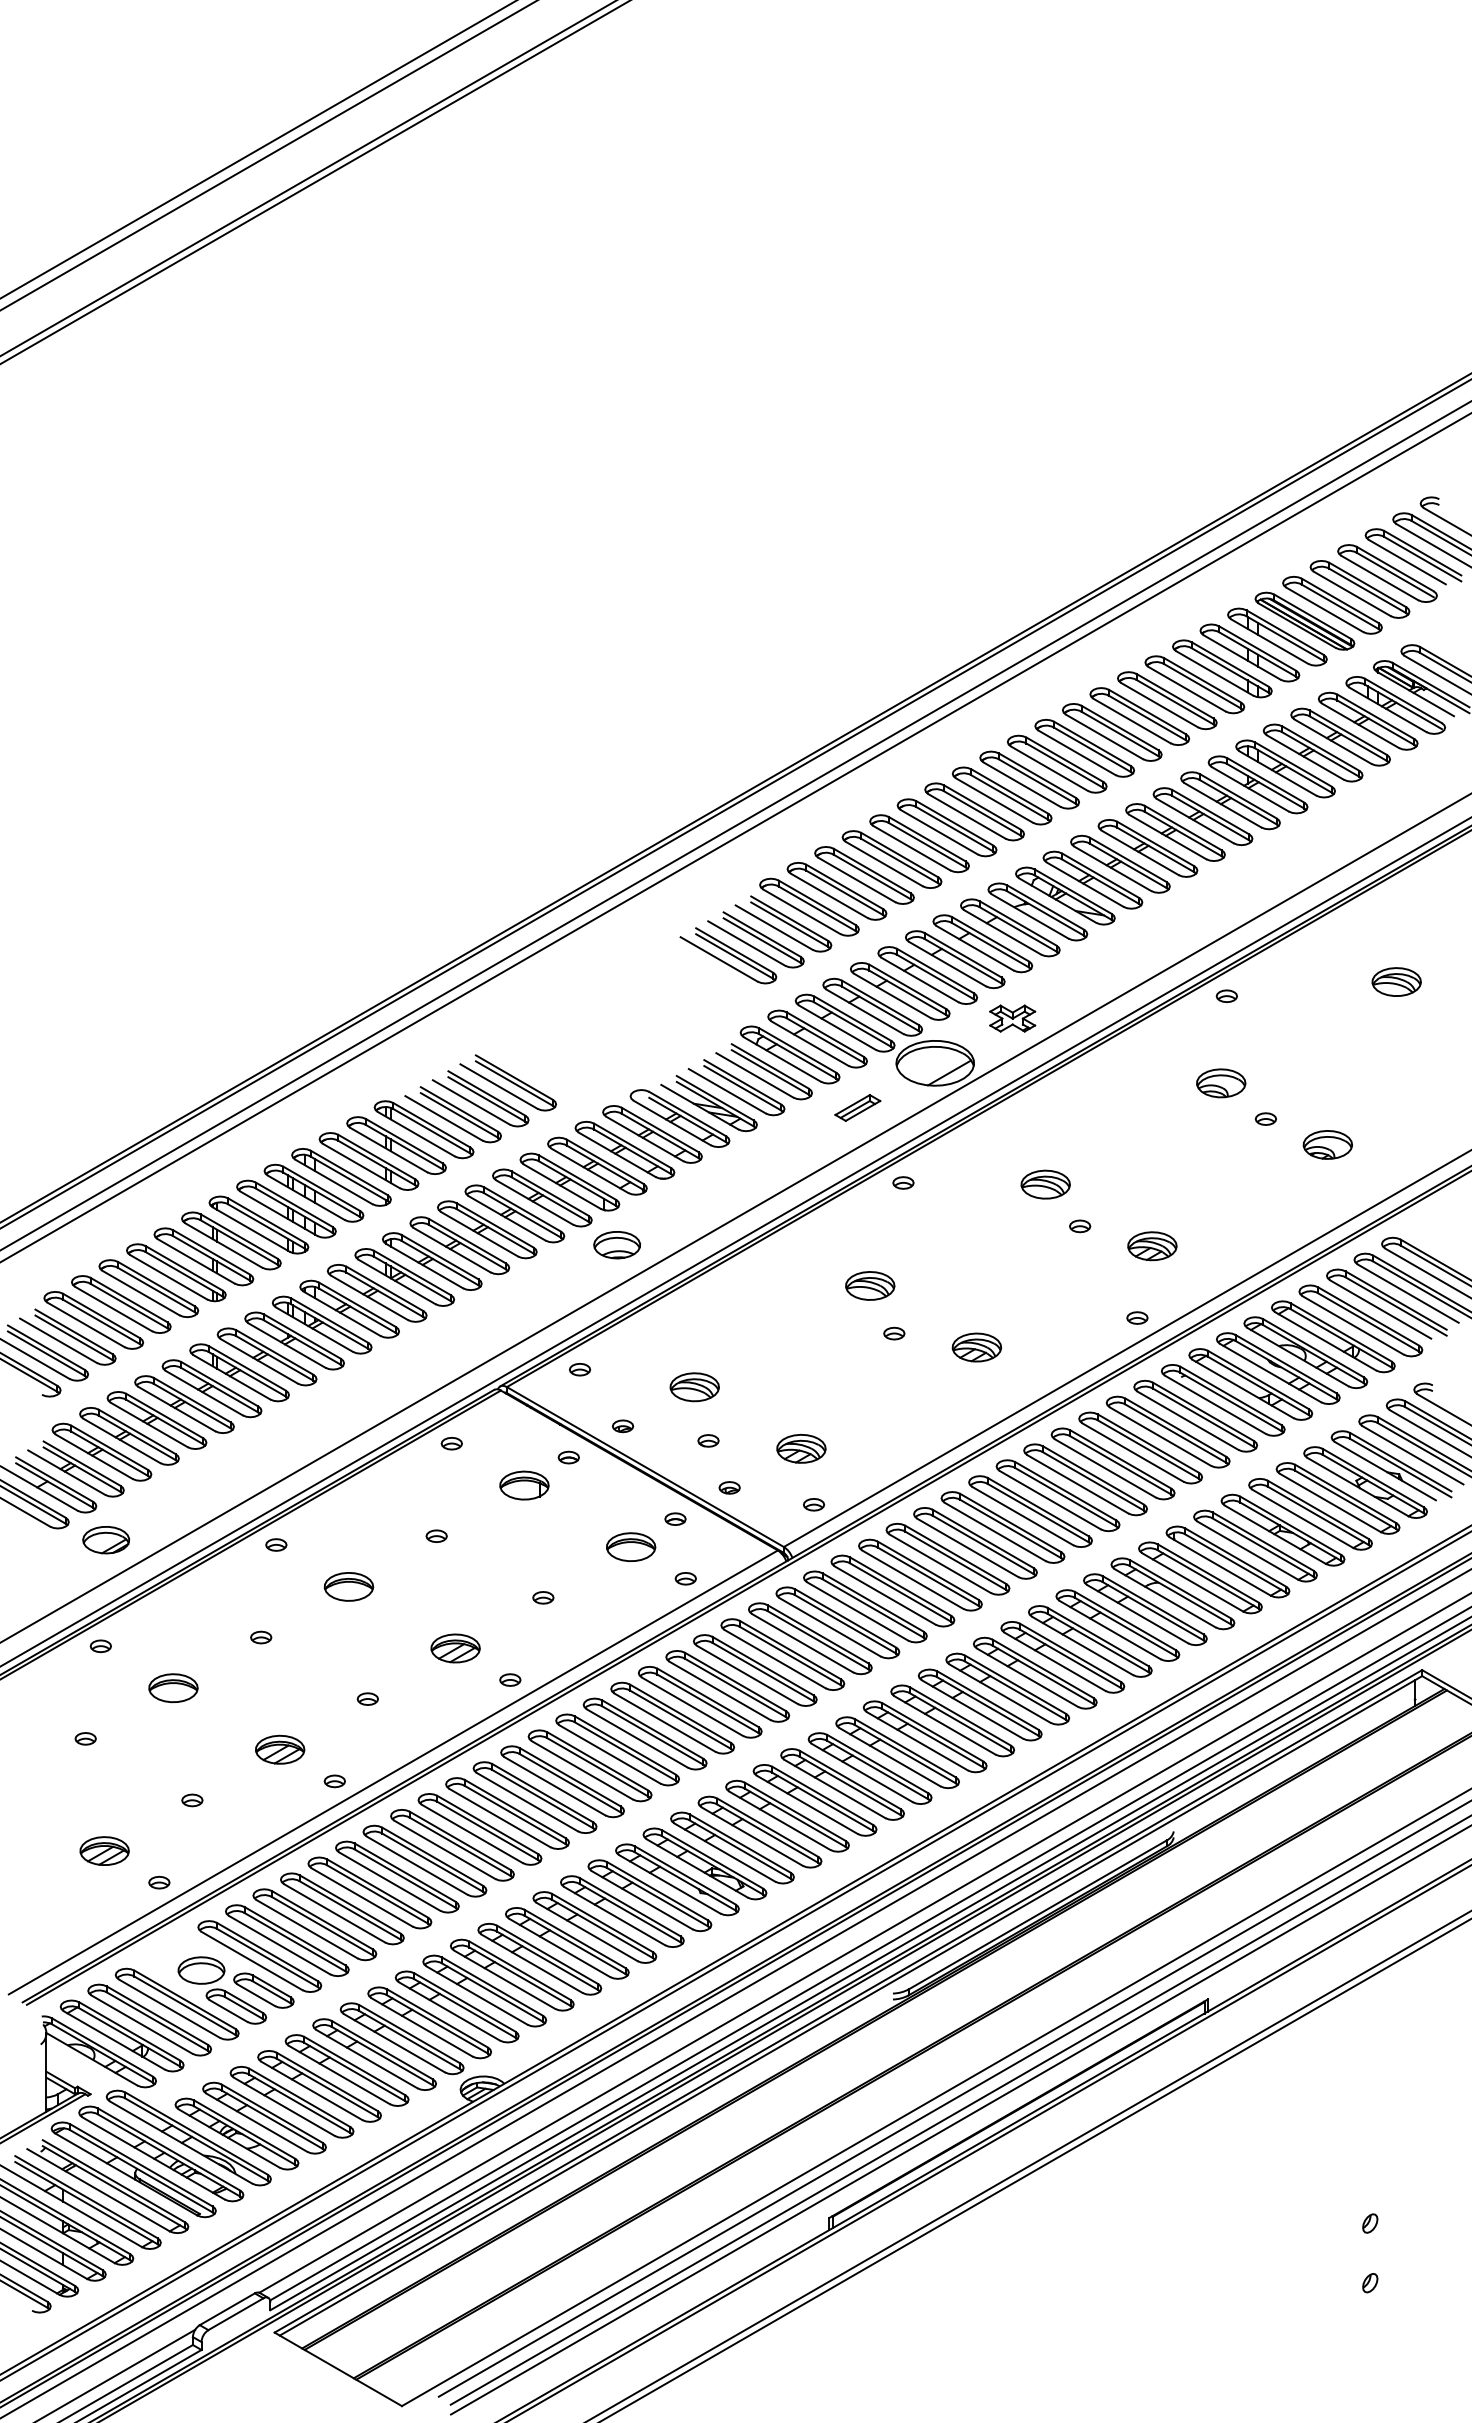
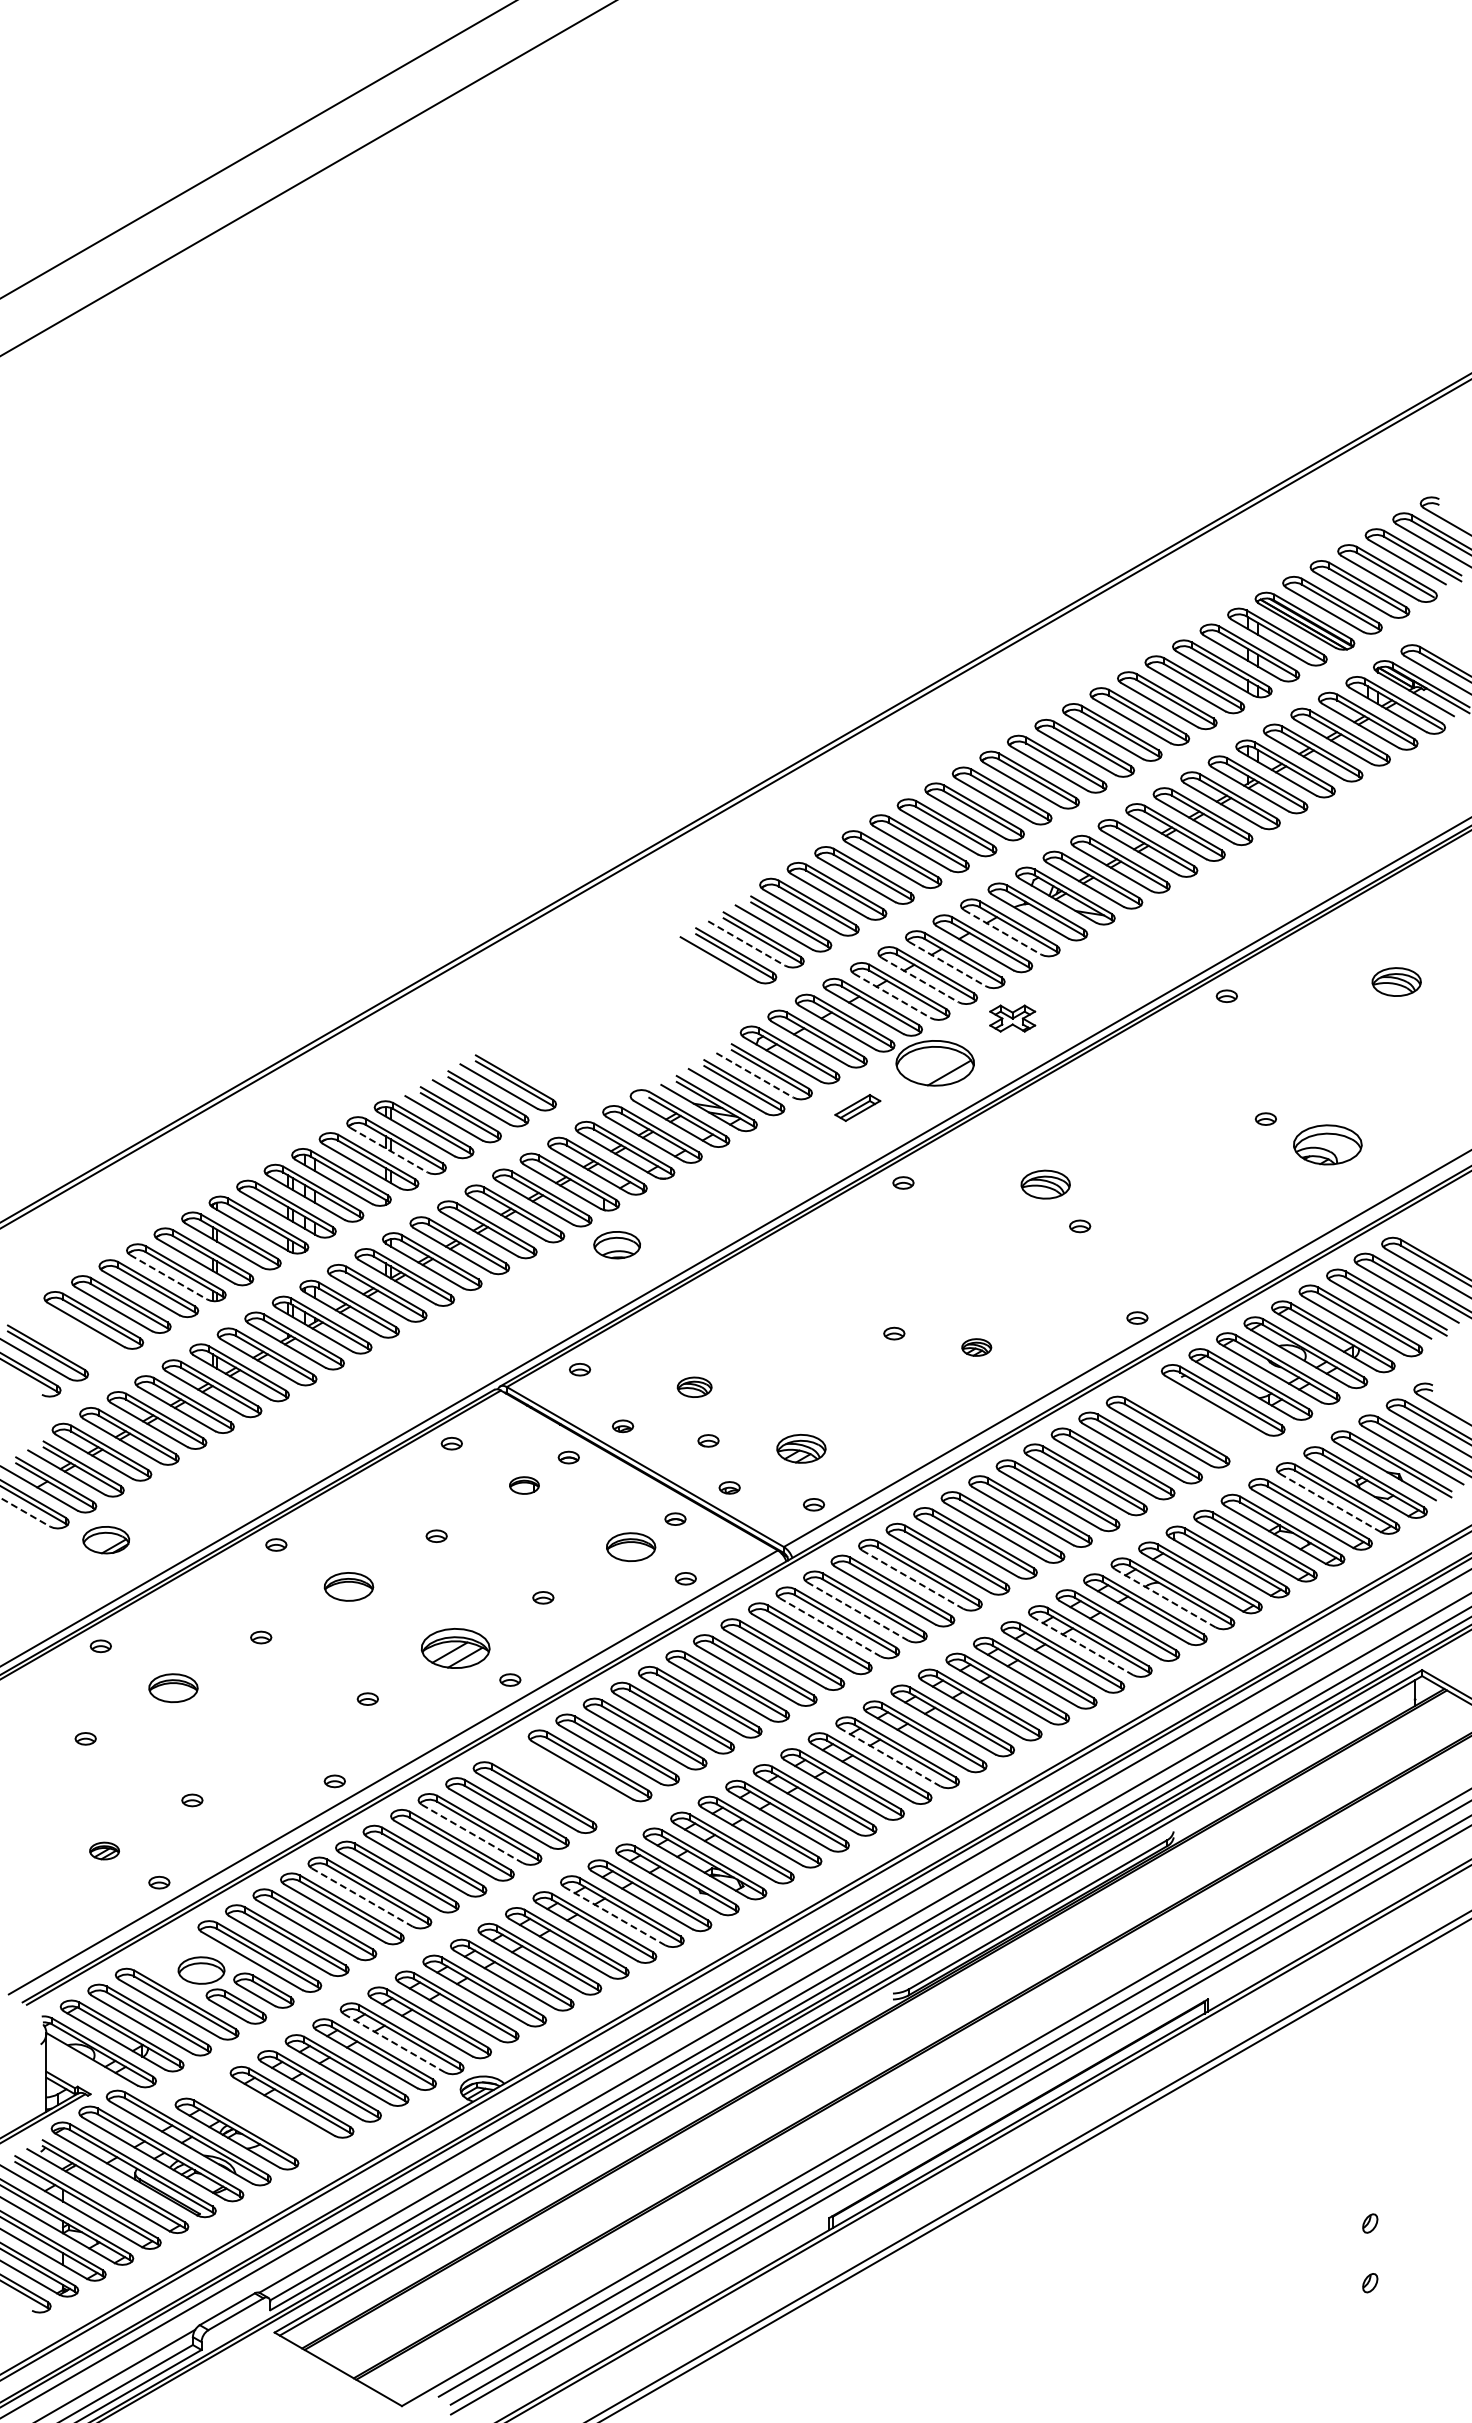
line: present -> none (268, 155)
line: present -> none (314, 182)
line: present -> none (735, 825)
line: present -> none (735, 837)
line: solid -> dashed (1003, 932)
line: solid -> dashed (747, 943)
line: solid -> dashed (947, 964)
line: solid -> dashed (920, 980)
line: solid -> dashed (892, 996)
line: solid -> dashed (755, 1075)
part: present -> none (1221, 1083)
part size: 52x30 px -> 70x42 px (1327, 1144)
line: solid -> dashed (389, 1150)
line: present -> none (735, 1218)
part: present -> none (1152, 1246)
line: solid -> dashed (169, 1277)
part: present -> none (870, 1285)
part: present -> none (67, 1336)
part size: 51x31 px -> 32x19 px (976, 1347)
part size: 51x31 px -> 37x22 px (694, 1386)
part: present -> none (1195, 1415)
part size: 51x31 px -> 31x19 px (524, 1485)
line: solid -> dashed (1330, 1503)
line: solid -> dashed (25, 1512)
line: solid -> dashed (913, 1579)
line: solid -> dashed (1165, 1598)
line: solid -> dashed (858, 1611)
line: solid -> dashed (830, 1627)
line: solid -> dashed (1083, 1646)
part size: 51x31 px -> 71x41 px (455, 1648)
part: present -> none (280, 1749)
line: solid -> dashed (890, 1757)
part: present -> none (562, 1781)
line: solid -> dashed (472, 1834)
part size: 51x30 px -> 31x20 px (104, 1850)
line: solid -> dashed (362, 1897)
line: solid -> dashed (615, 1916)
line: solid -> dashed (394, 2043)
part: present -> none (264, 2117)
